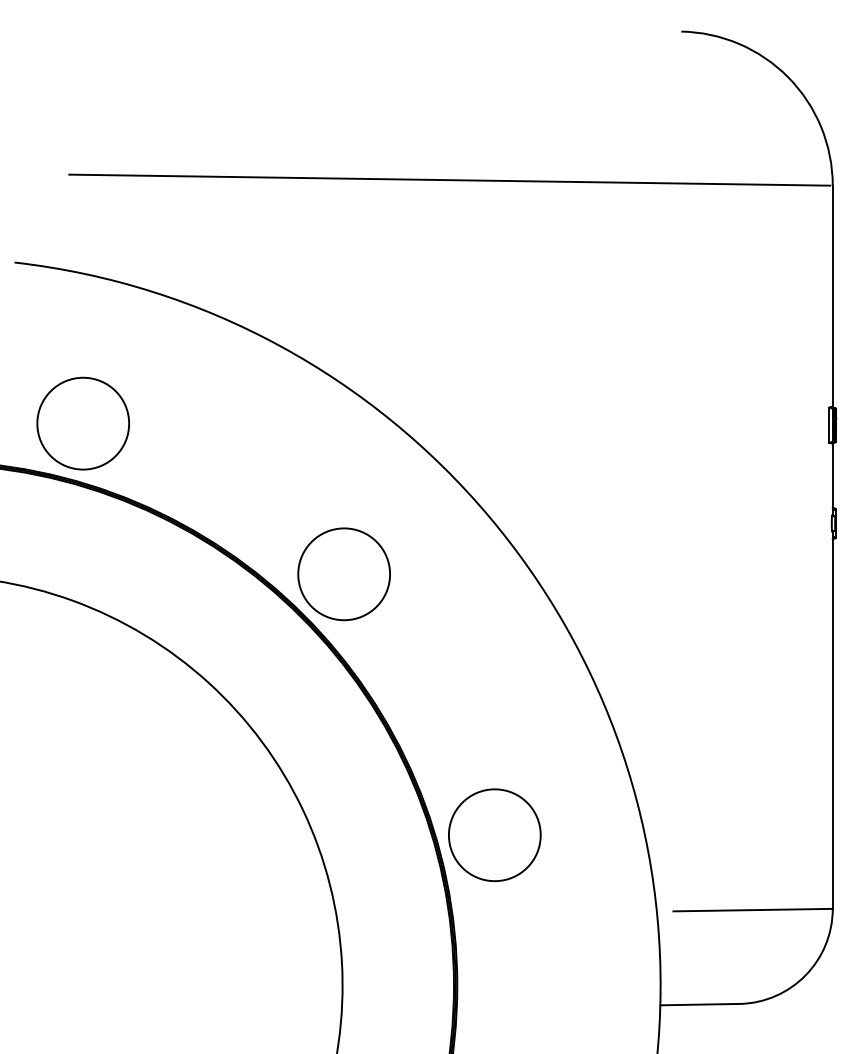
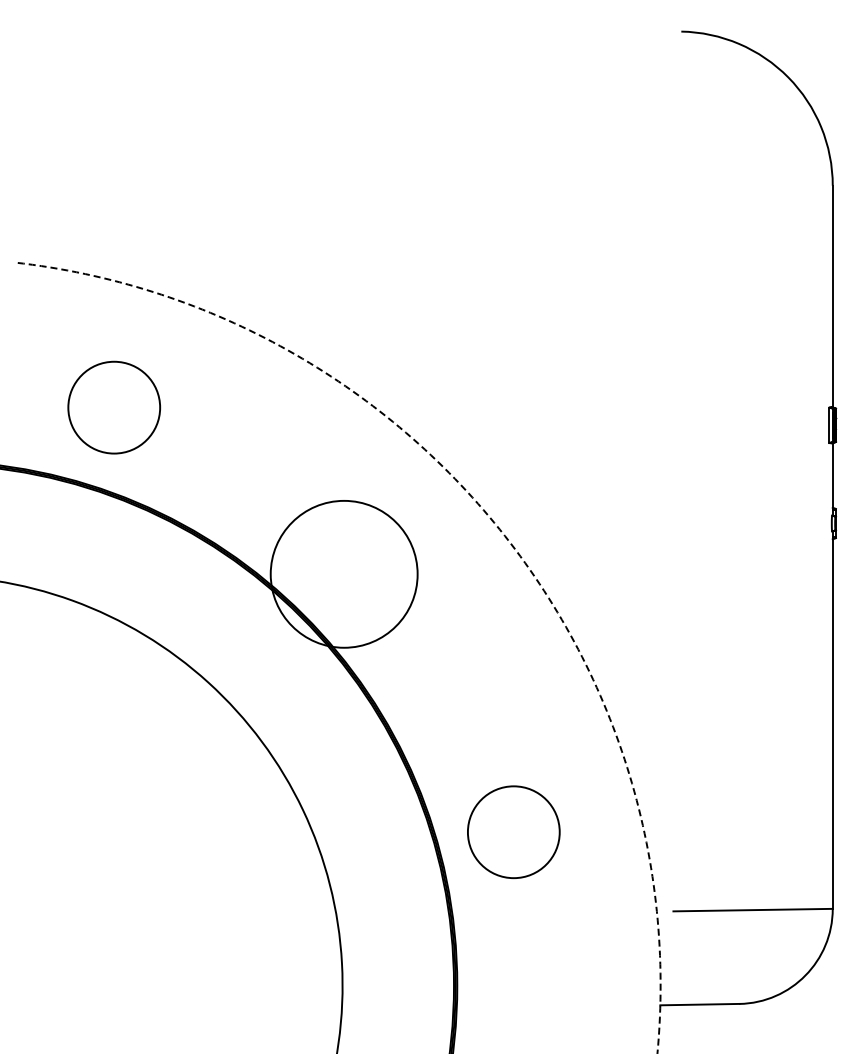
line: present -> none (449, 179)
circle position: (83, 423) -> (114, 407) (114, 407)
arc: solid -> dashed (497, 527)
circle diameter: 92 px -> 147 px (343, 573)
circle position: (494, 835) -> (513, 832) (513, 832)
